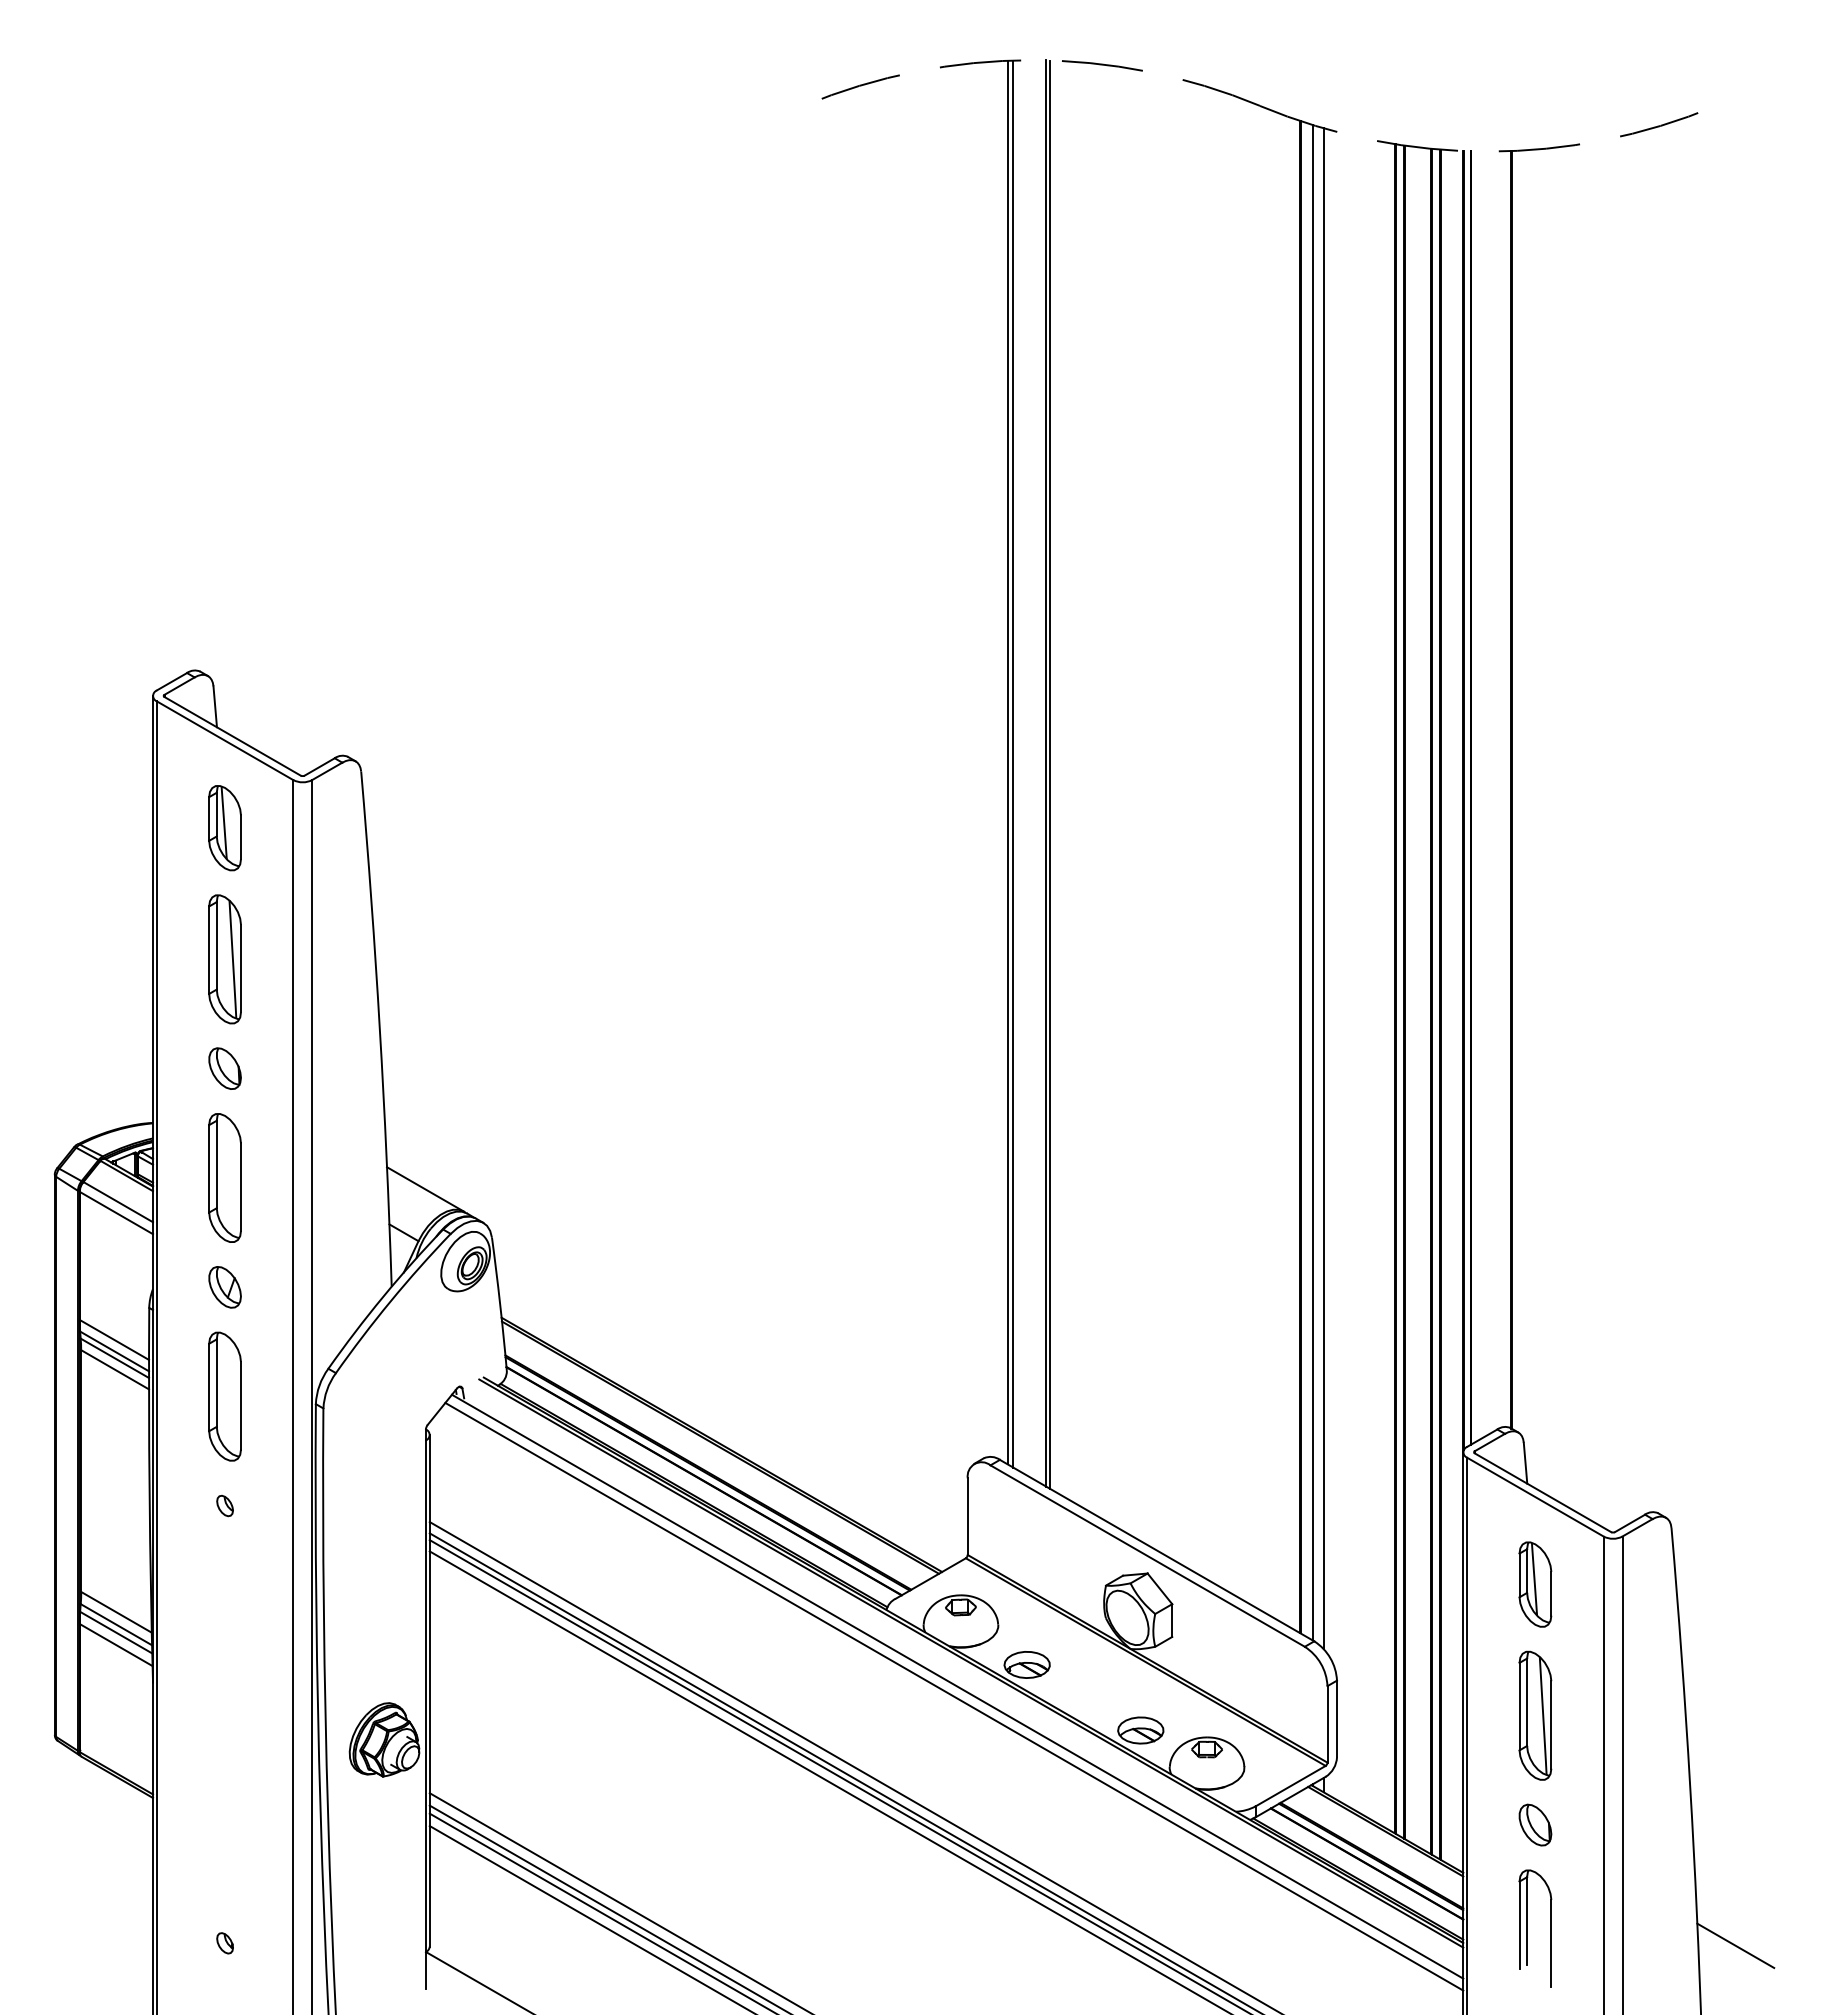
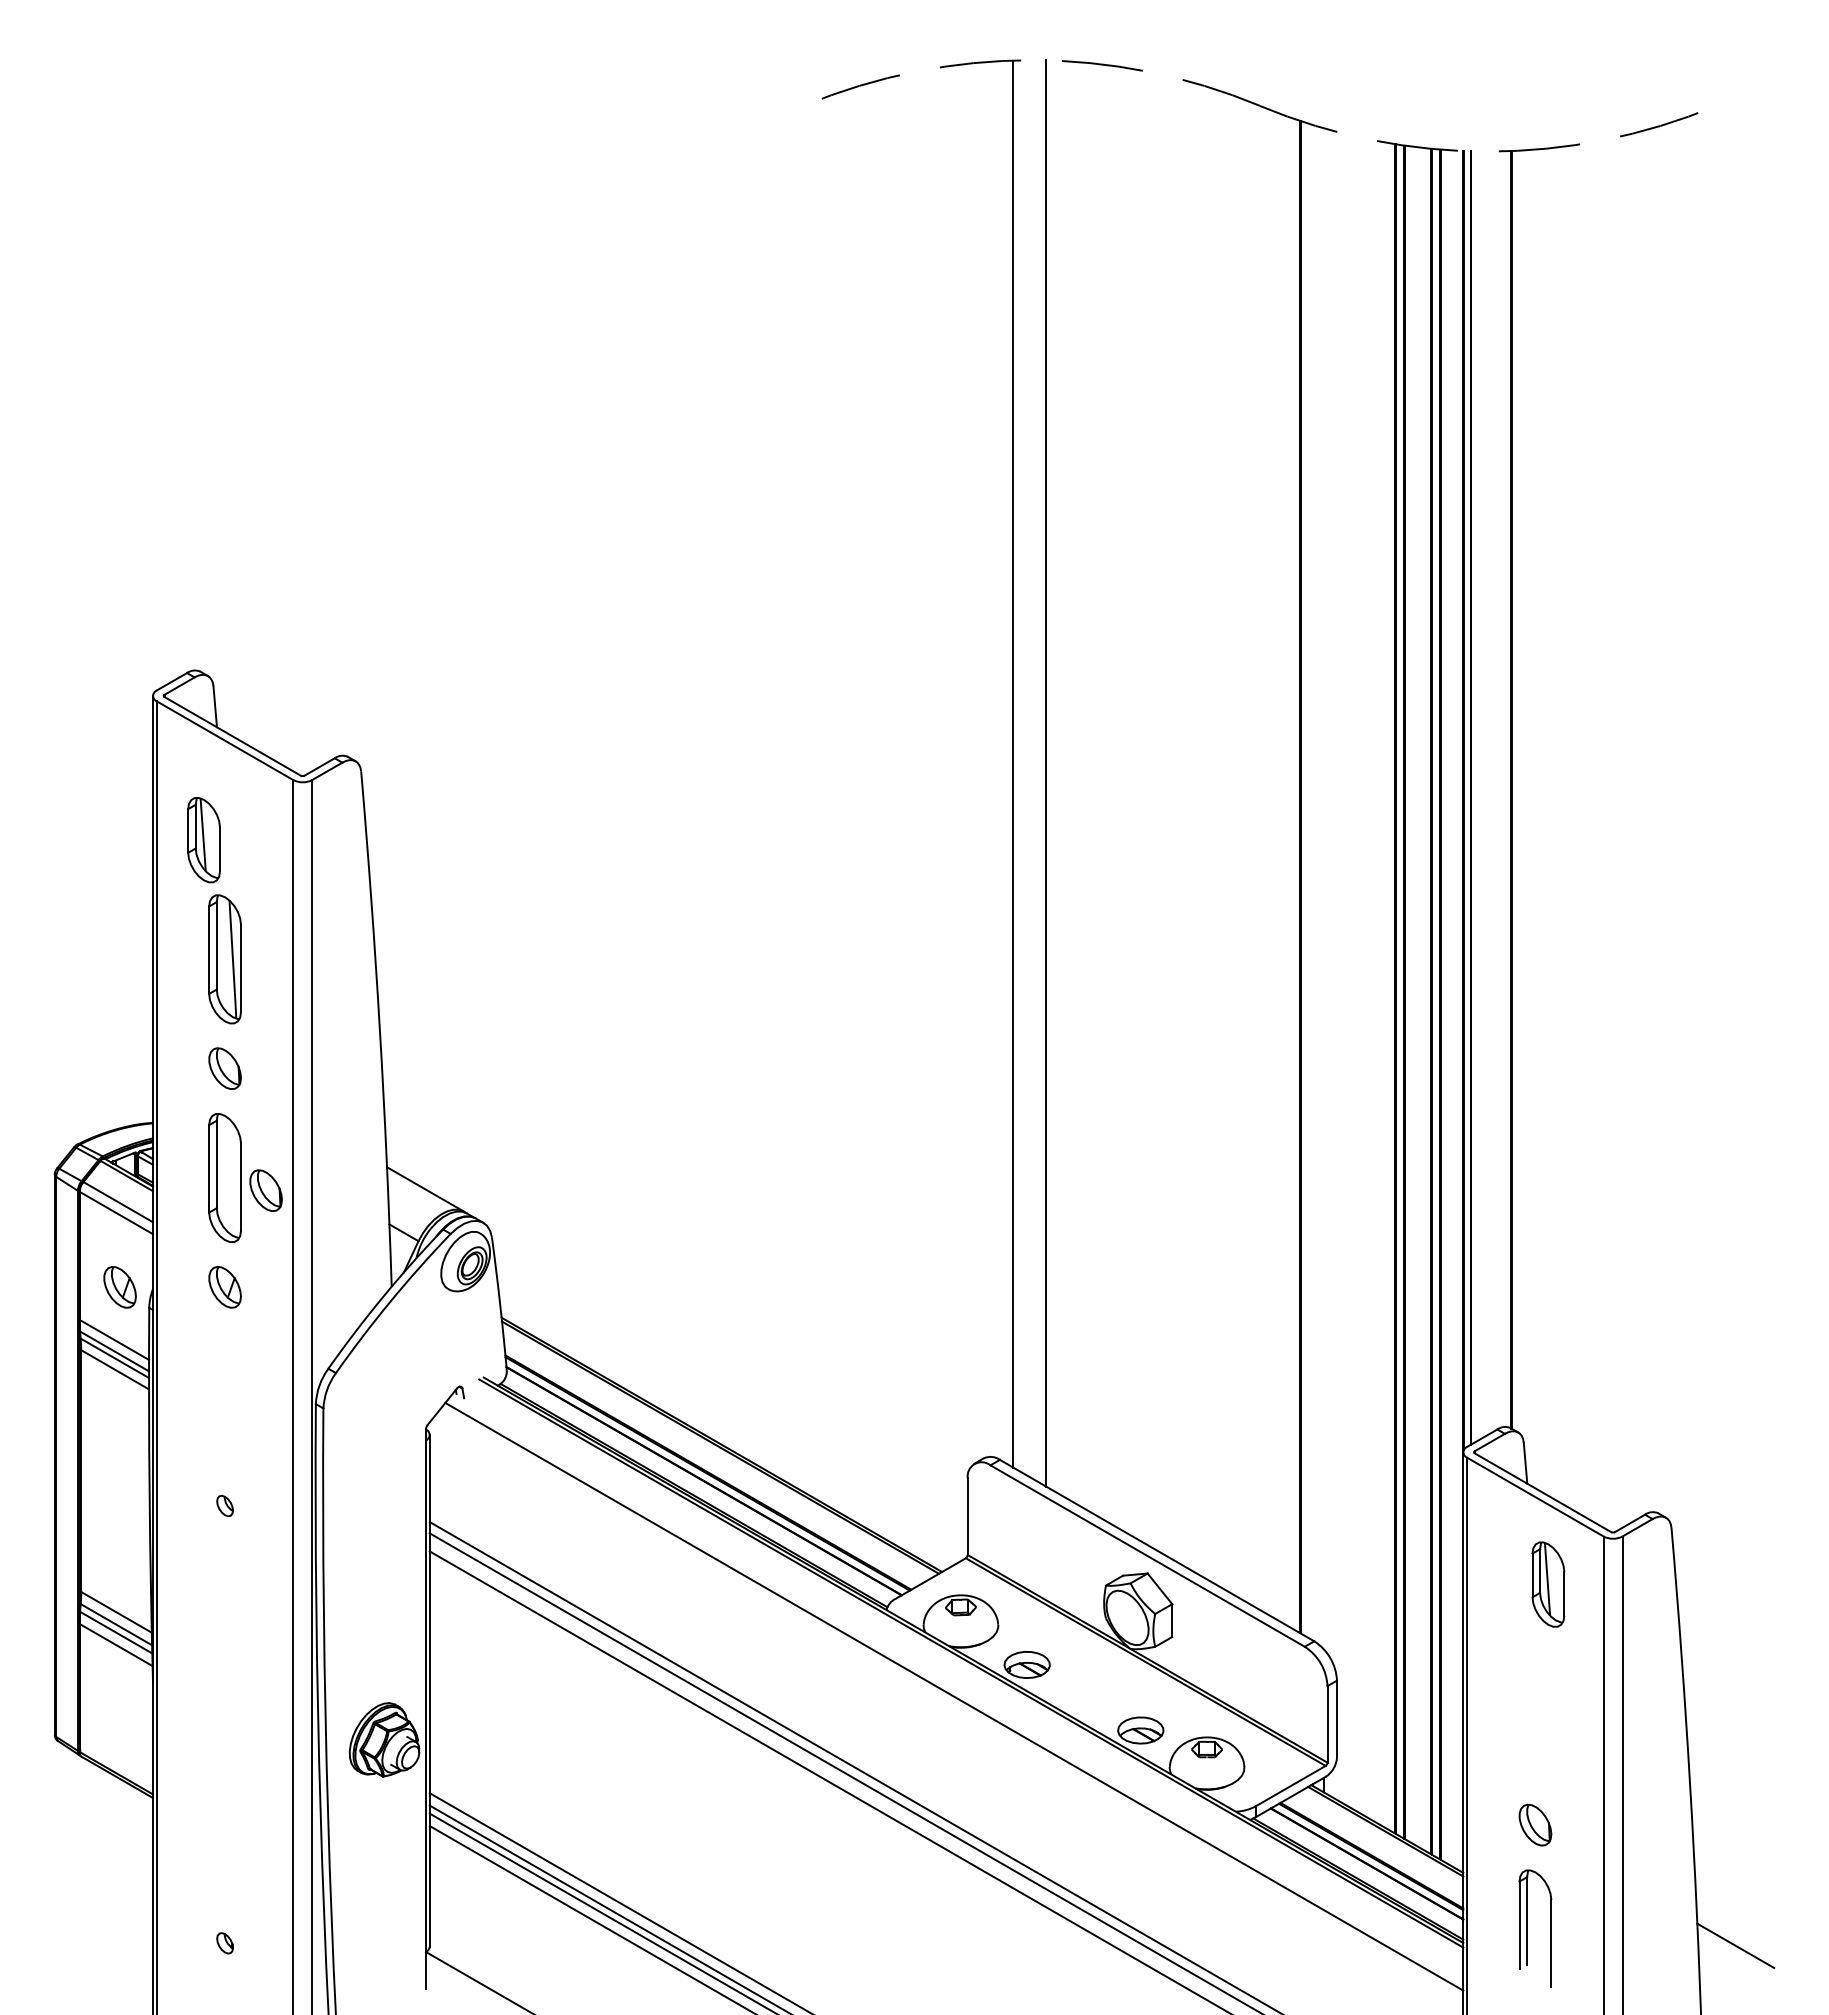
line: present -> none (1007, 762)
line: present -> none (1049, 774)
part position: (224, 828) -> (203, 840) (203, 840)
line: present -> none (1312, 882)
line: present -> none (1323, 888)
part: none -> present (265, 1190)
part: none -> present (119, 1287)
part: present -> none (224, 1396)
part position: (1535, 1584) -> (1548, 1584) (1548, 1584)
line: present -> none (957, 1686)
part: present -> none (1535, 1715)
line: present -> none (838, 1775)
